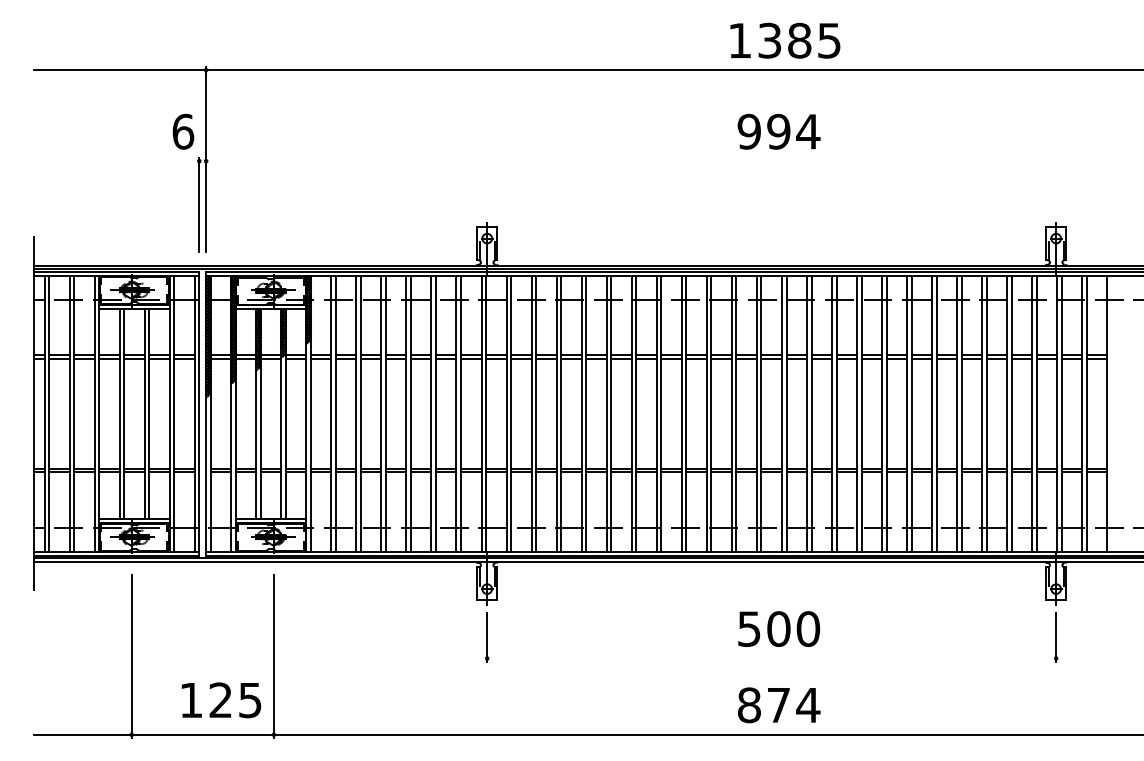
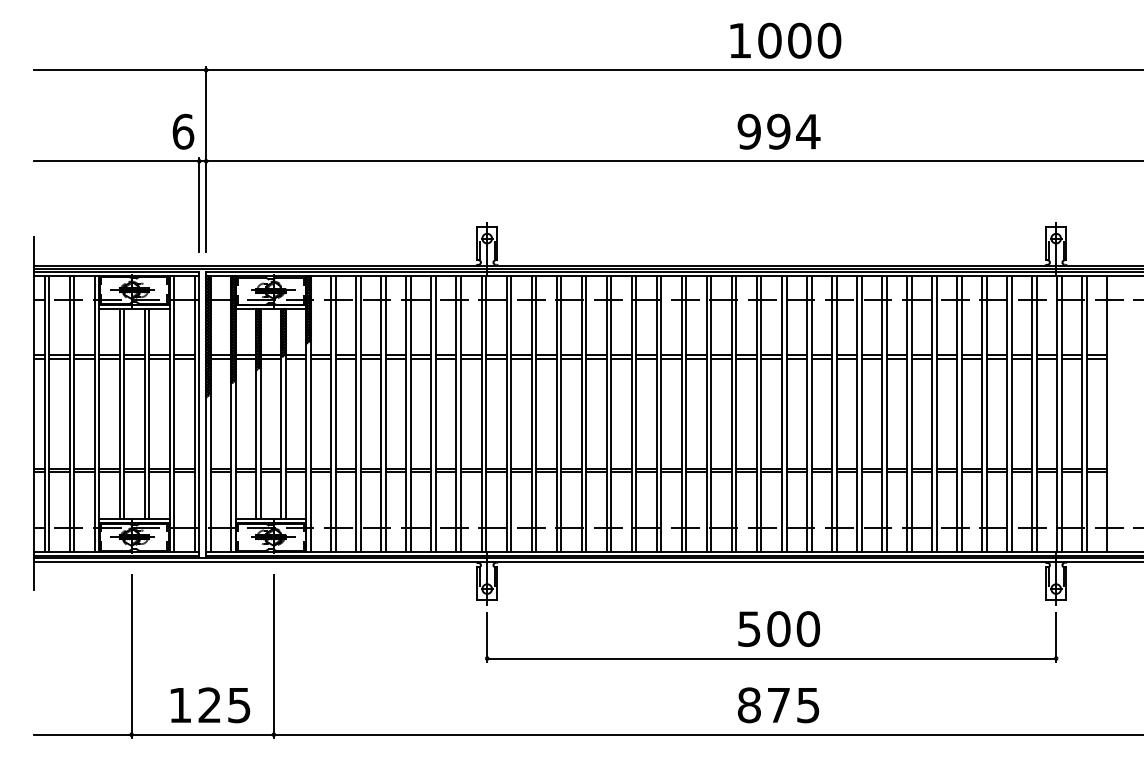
text: 1385 -> 1000 (799, 40)
line: none -> present (587, 161)
line: none -> present (771, 658)
text position: (221, 700) -> (210, 705) (210, 705)
text: 874 -> 875 (808, 705)
